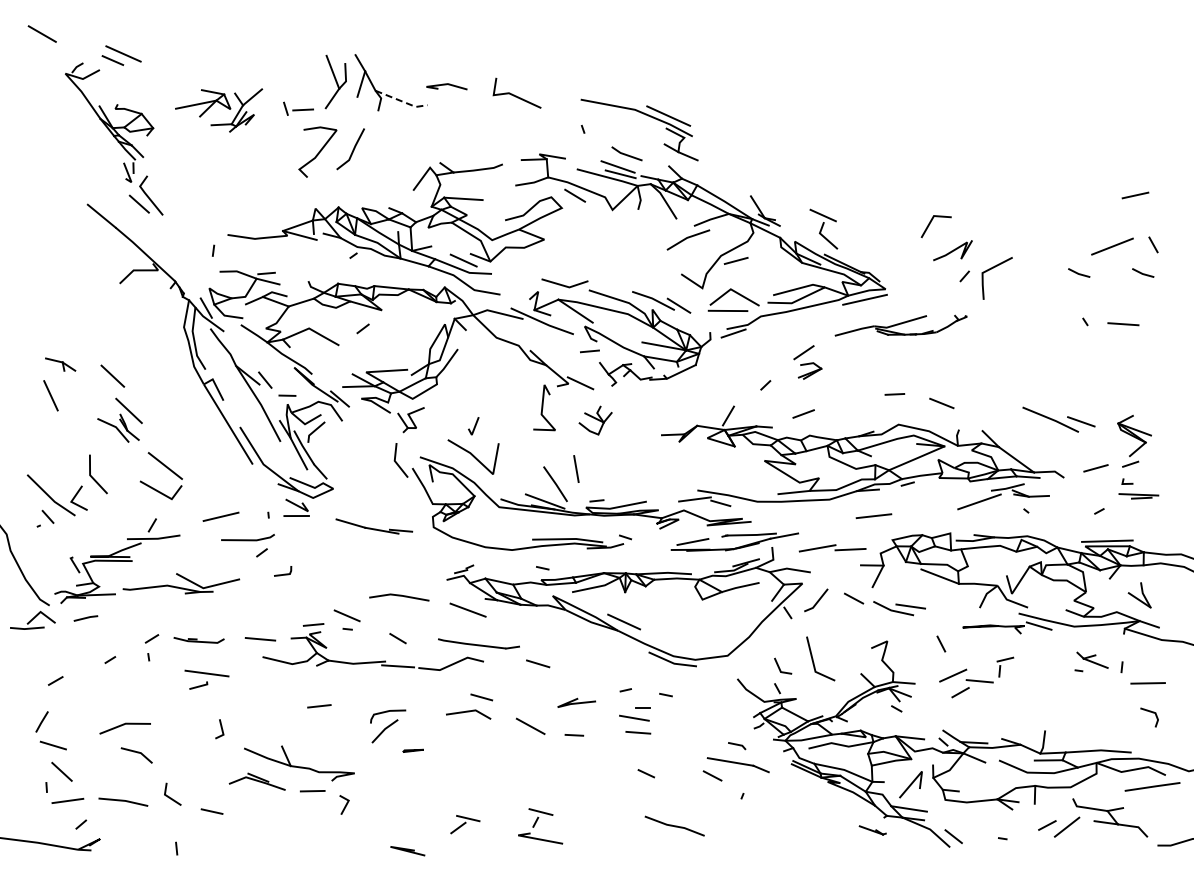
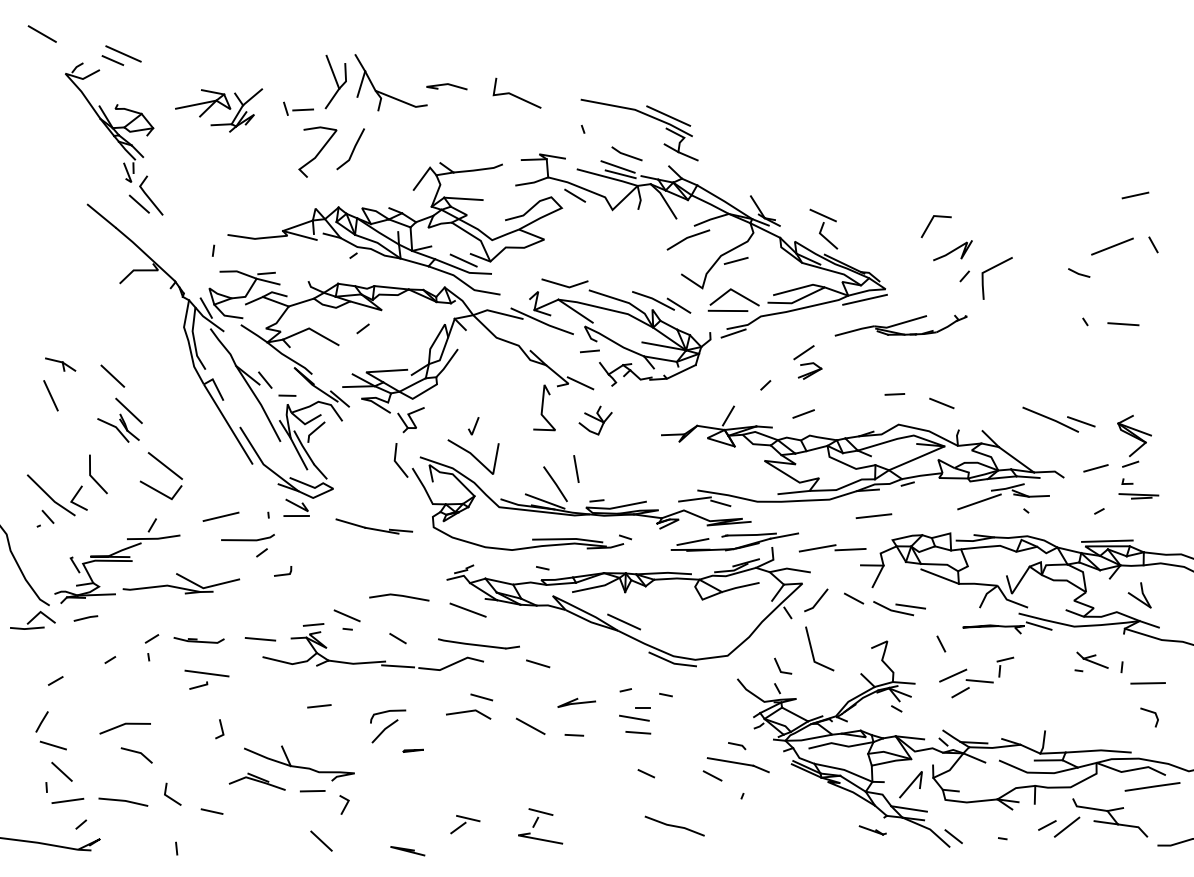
line: dashed -> solid (402, 101)
line: present -> none (1142, 272)
line position: (813, 658) -> (812, 648) (812, 648)
line: none -> present (321, 840)
